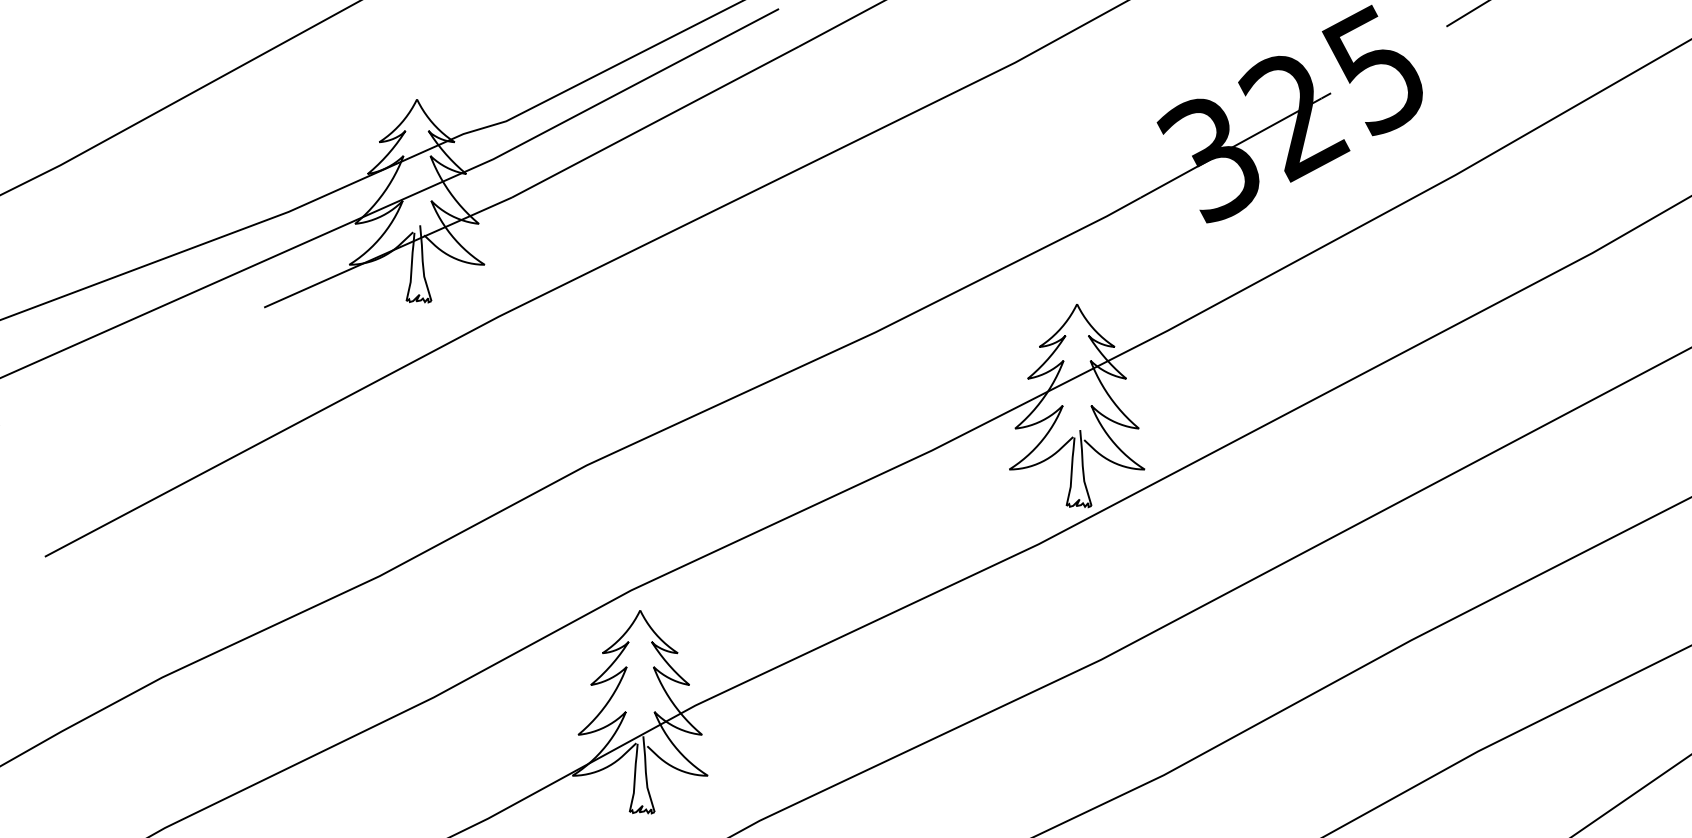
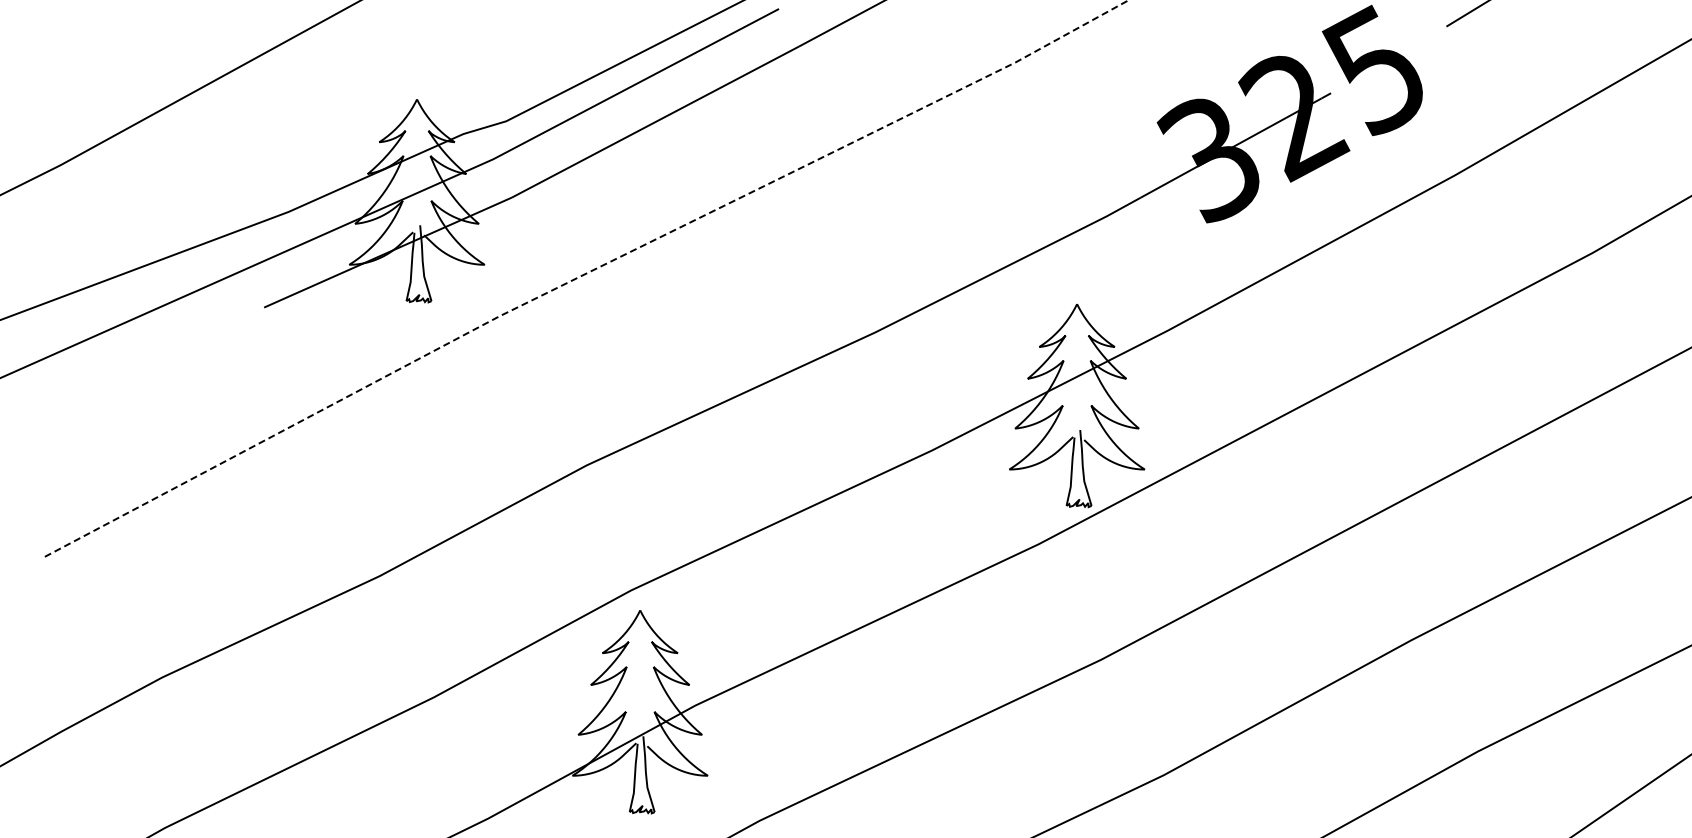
line: solid -> dashed (584, 274)
